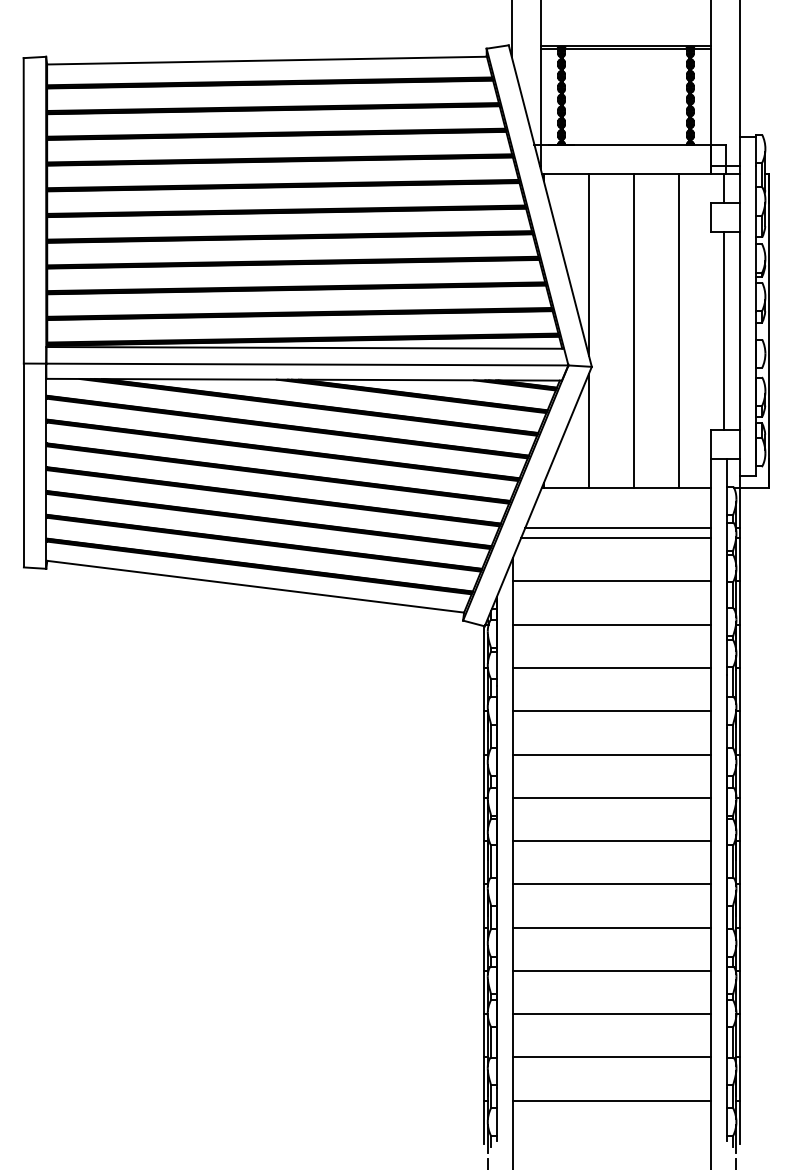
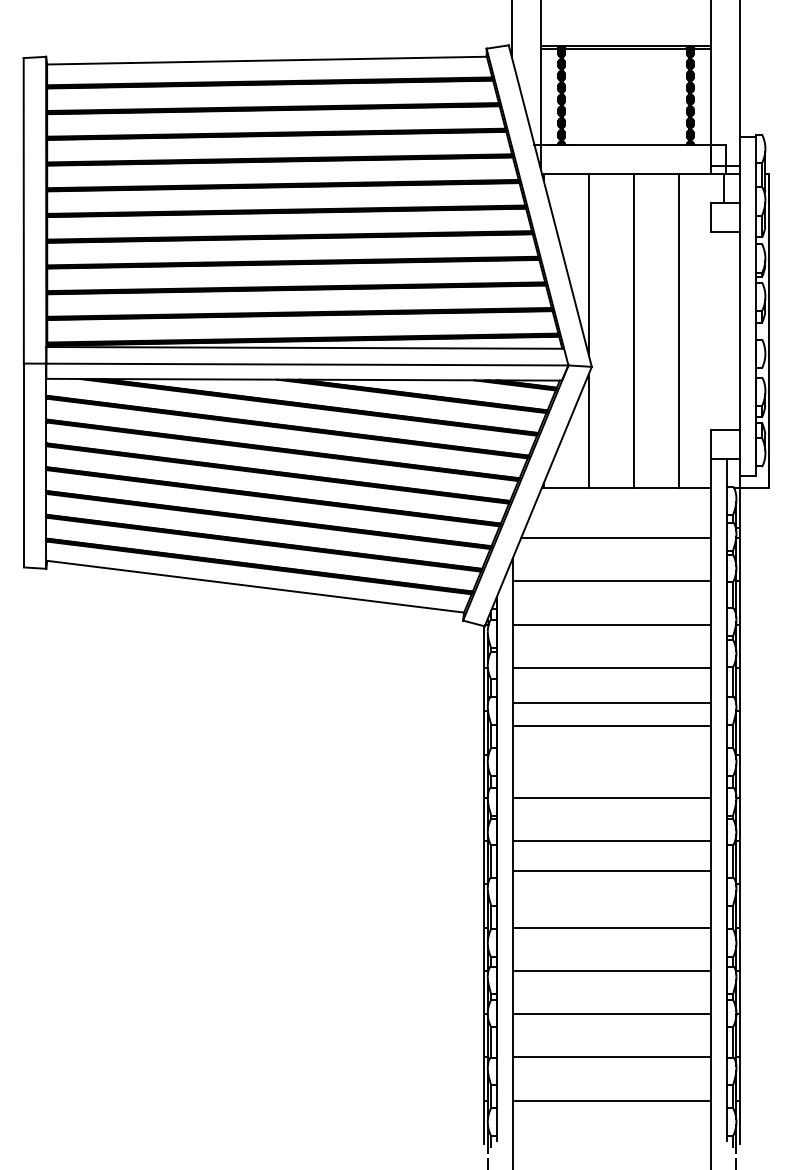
line: present -> none (724, 330)
line: present -> none (618, 527)
line position: (611, 711) -> (611, 703) (611, 703)
line position: (611, 754) -> (611, 725) (611, 725)
line position: (611, 884) -> (611, 871) (611, 871)
